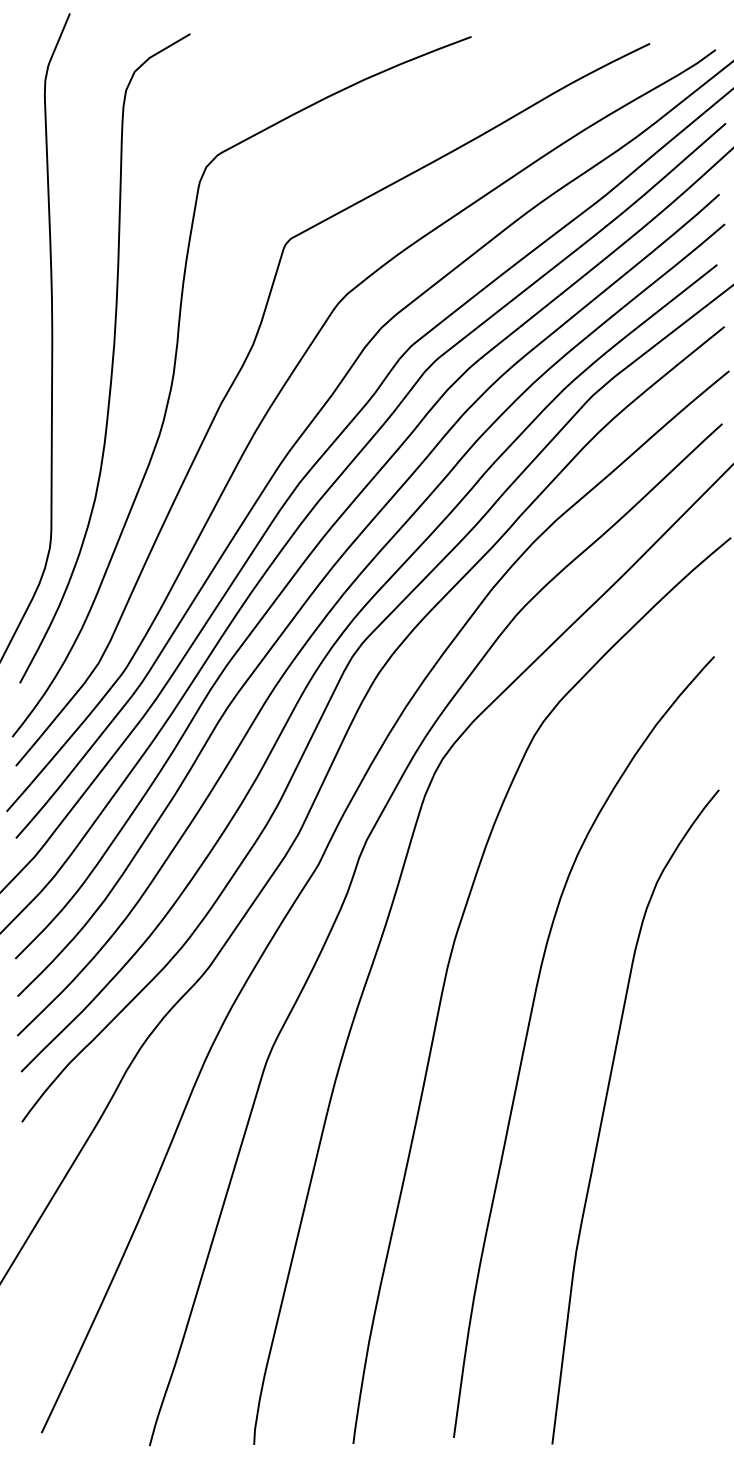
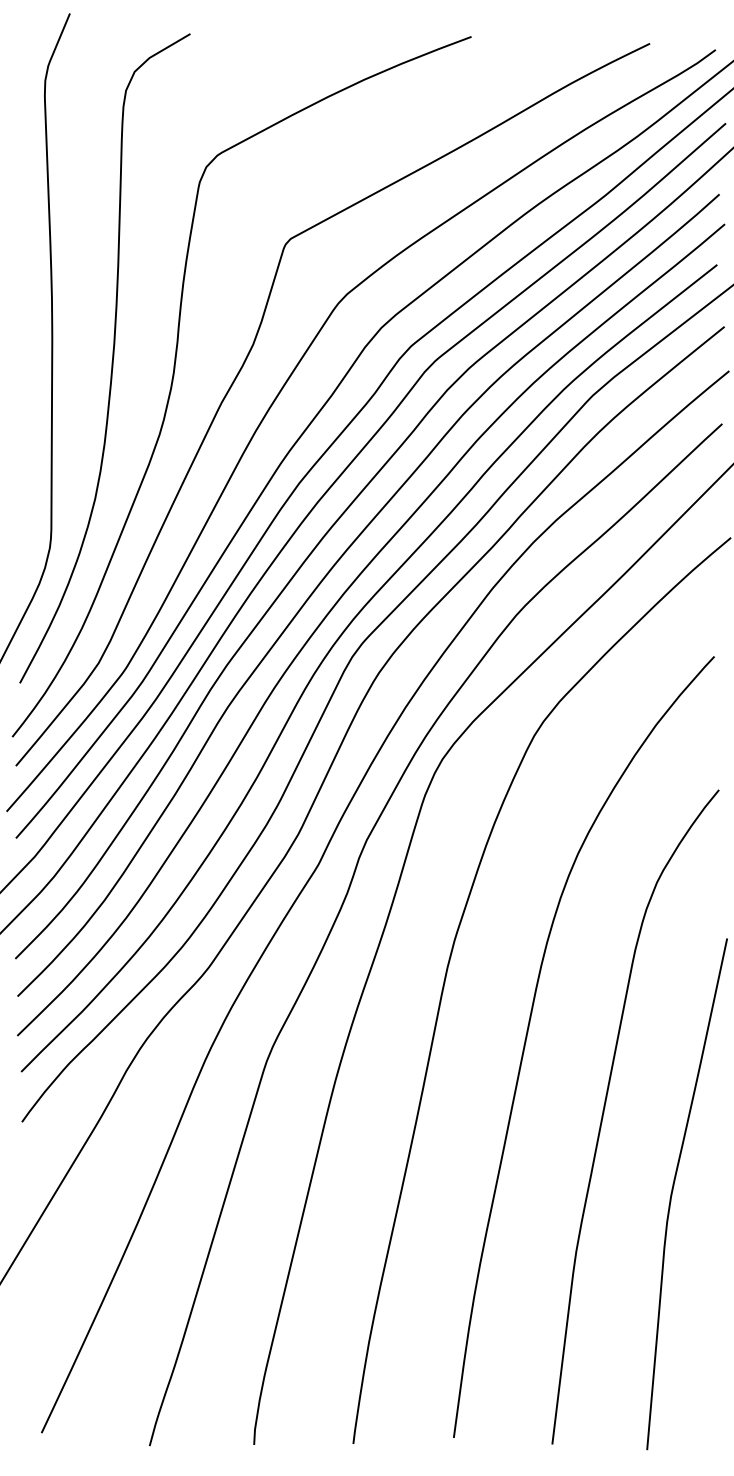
curve: none -> present (673, 1190)
